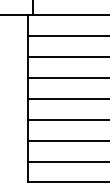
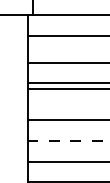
line position: (66, 57) -> (66, 63) (66, 63)
line position: (66, 78) -> (66, 83) (66, 83)
line position: (66, 98) -> (66, 88) (66, 88)
line: solid -> dashed (69, 140)
